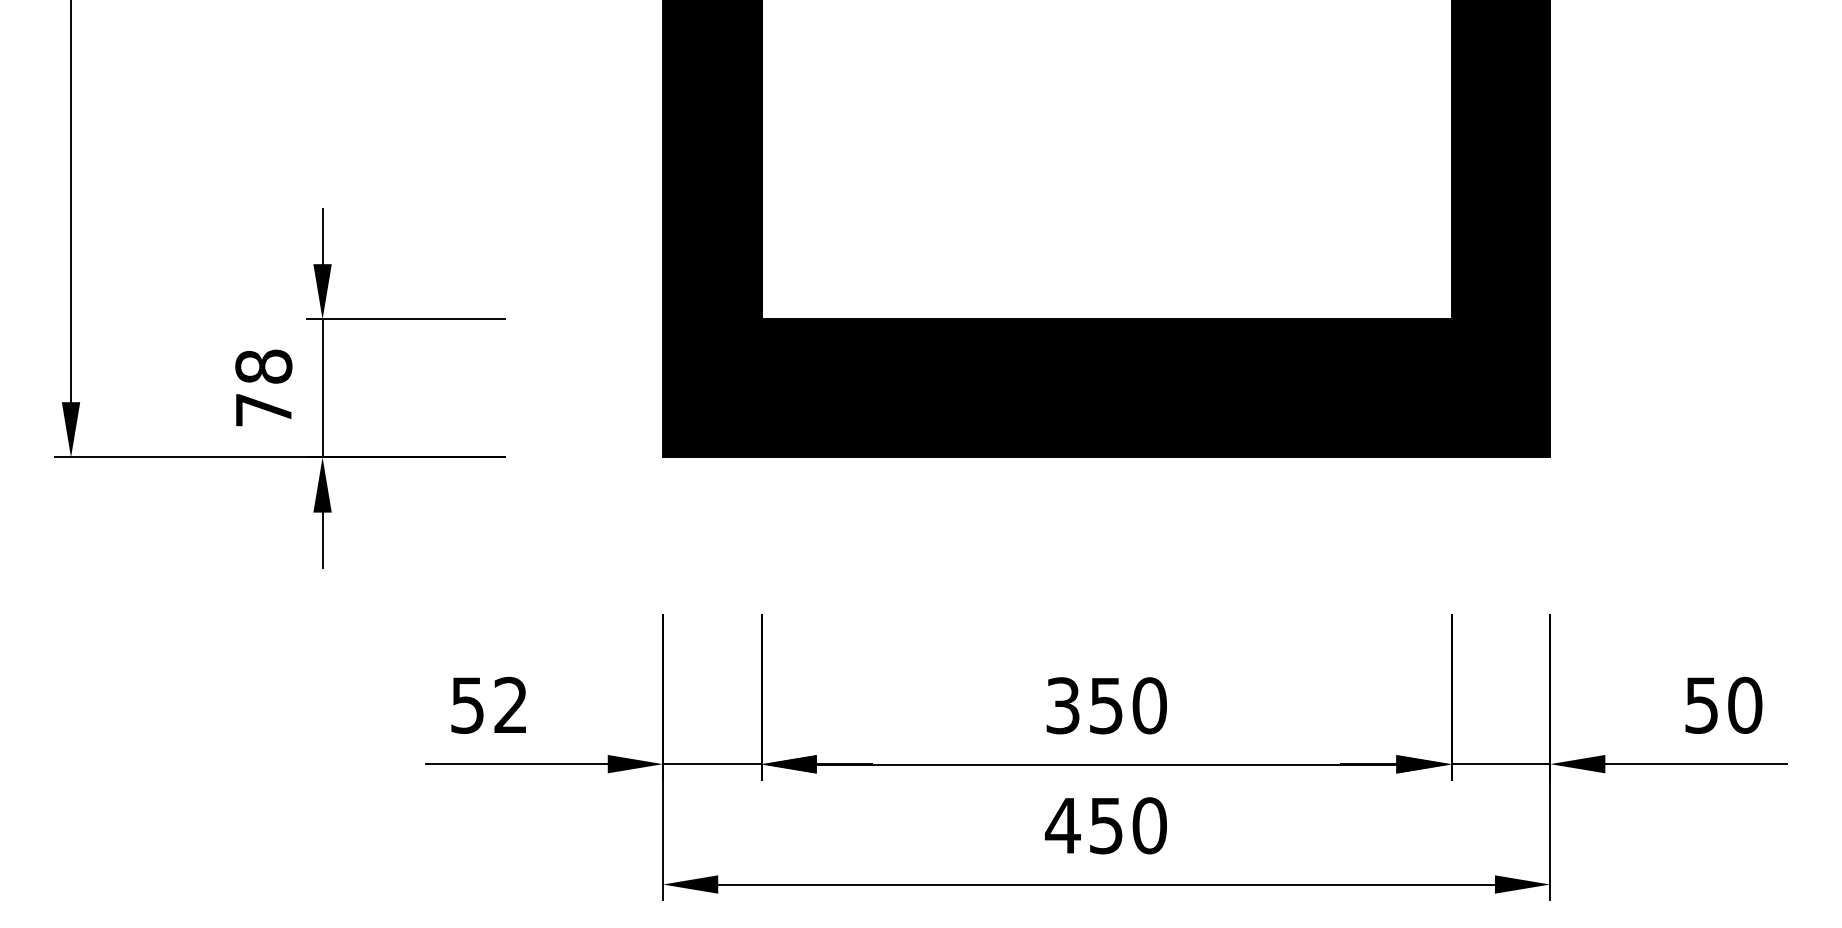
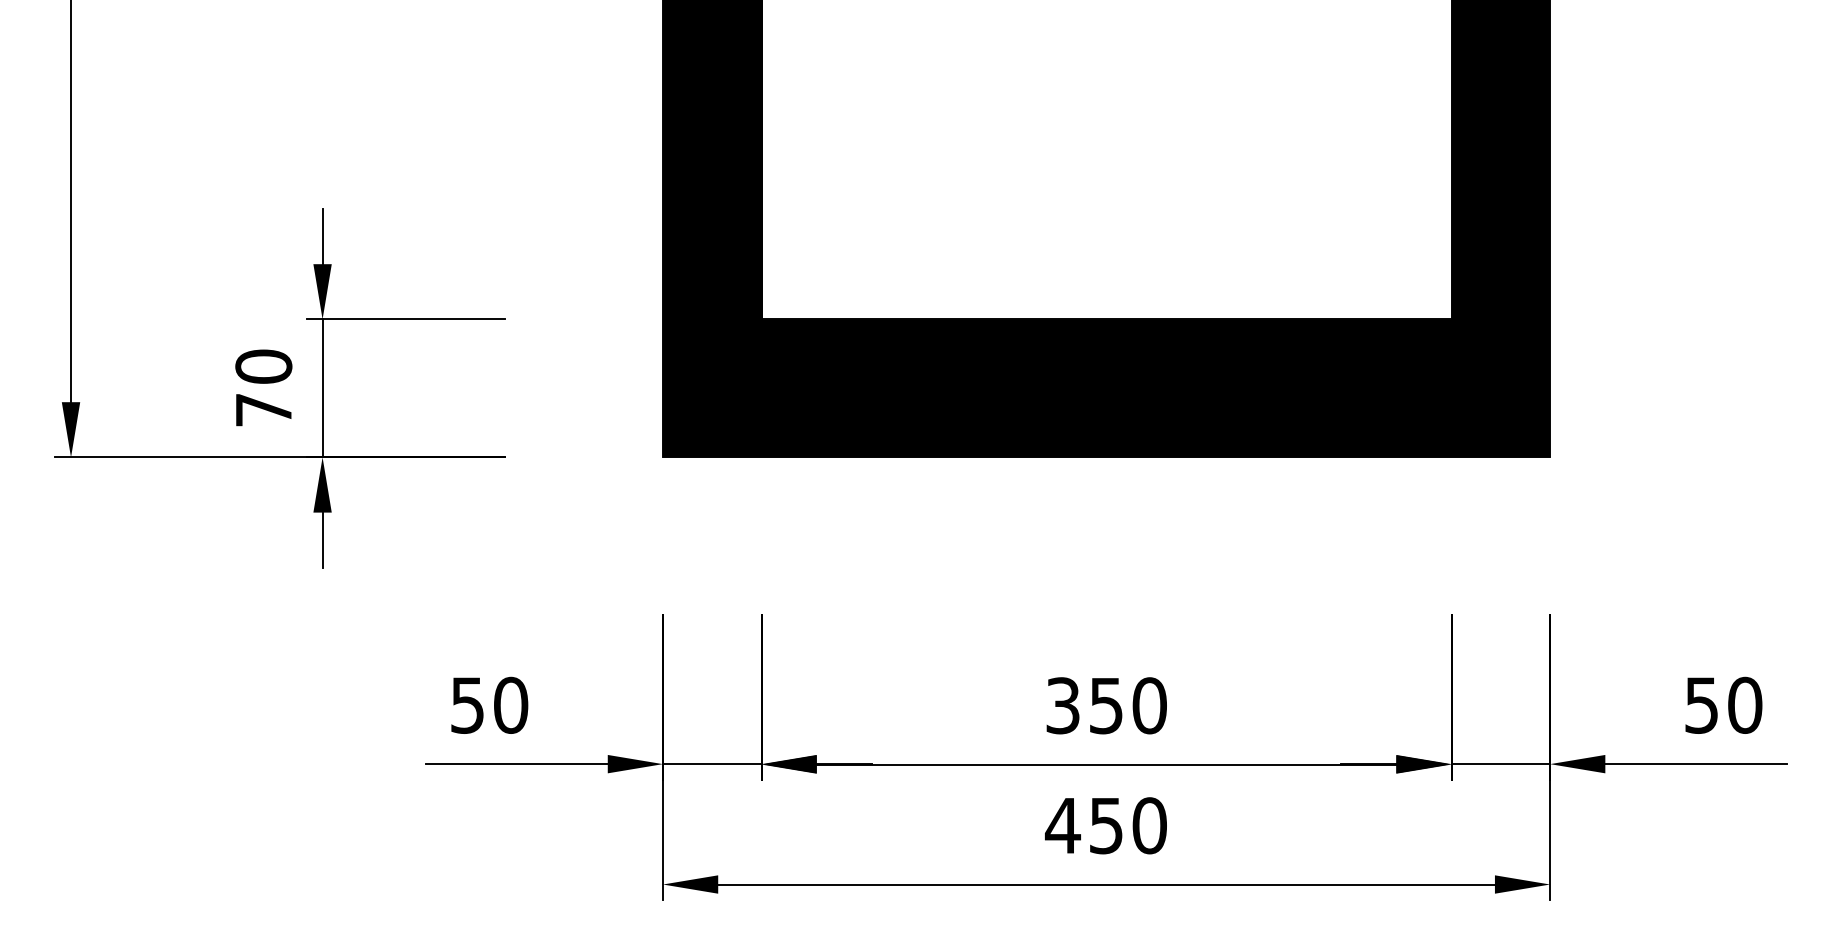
text: 78 -> 70 (263, 366)
text: 52 -> 50 (511, 704)
